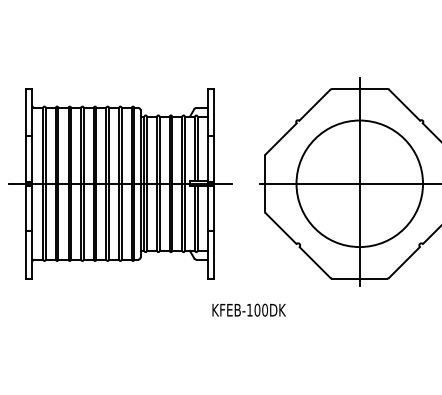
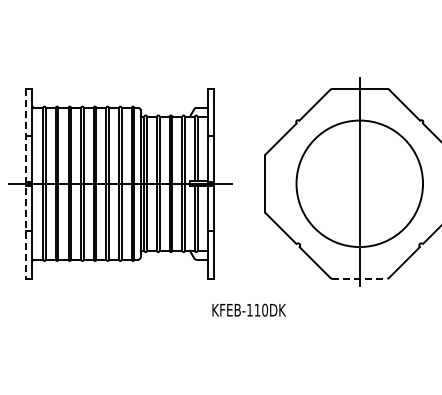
line: solid -> dashed (26, 183)
line: present -> none (349, 183)
line: solid -> dashed (359, 278)
text: KFEB-100DK -> KFEB-110DK (257, 309)
